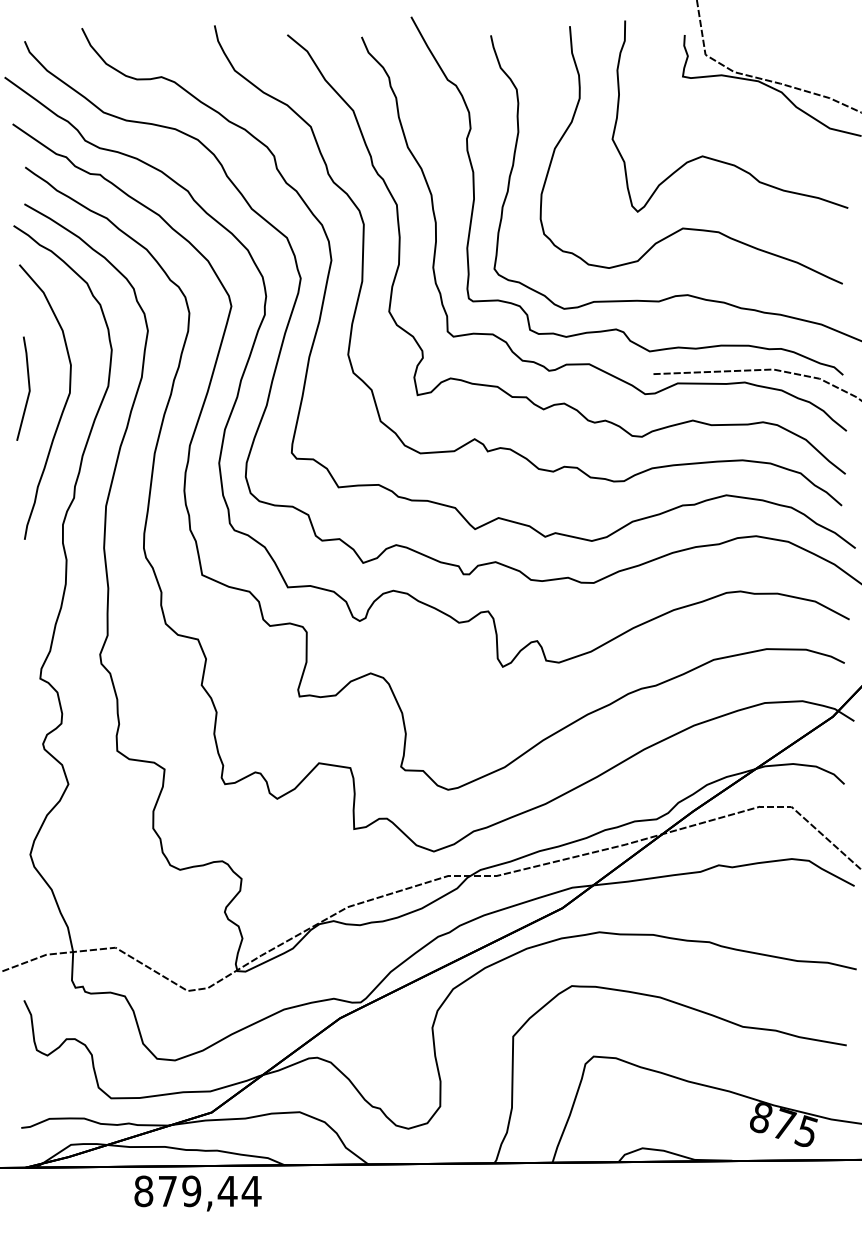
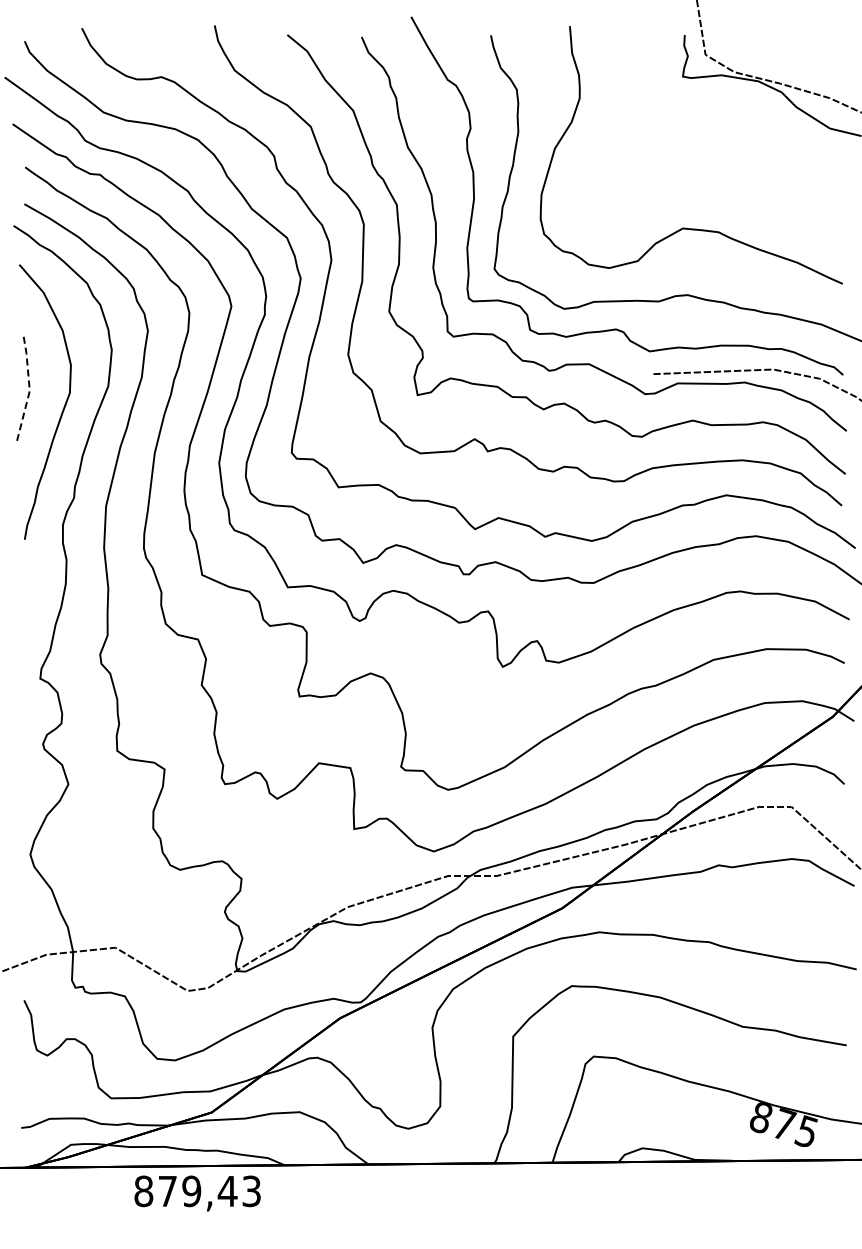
curve: present -> none (714, 158)
line: solid -> dashed (29, 388)
text: 879,44 -> 879,43 (251, 1191)
